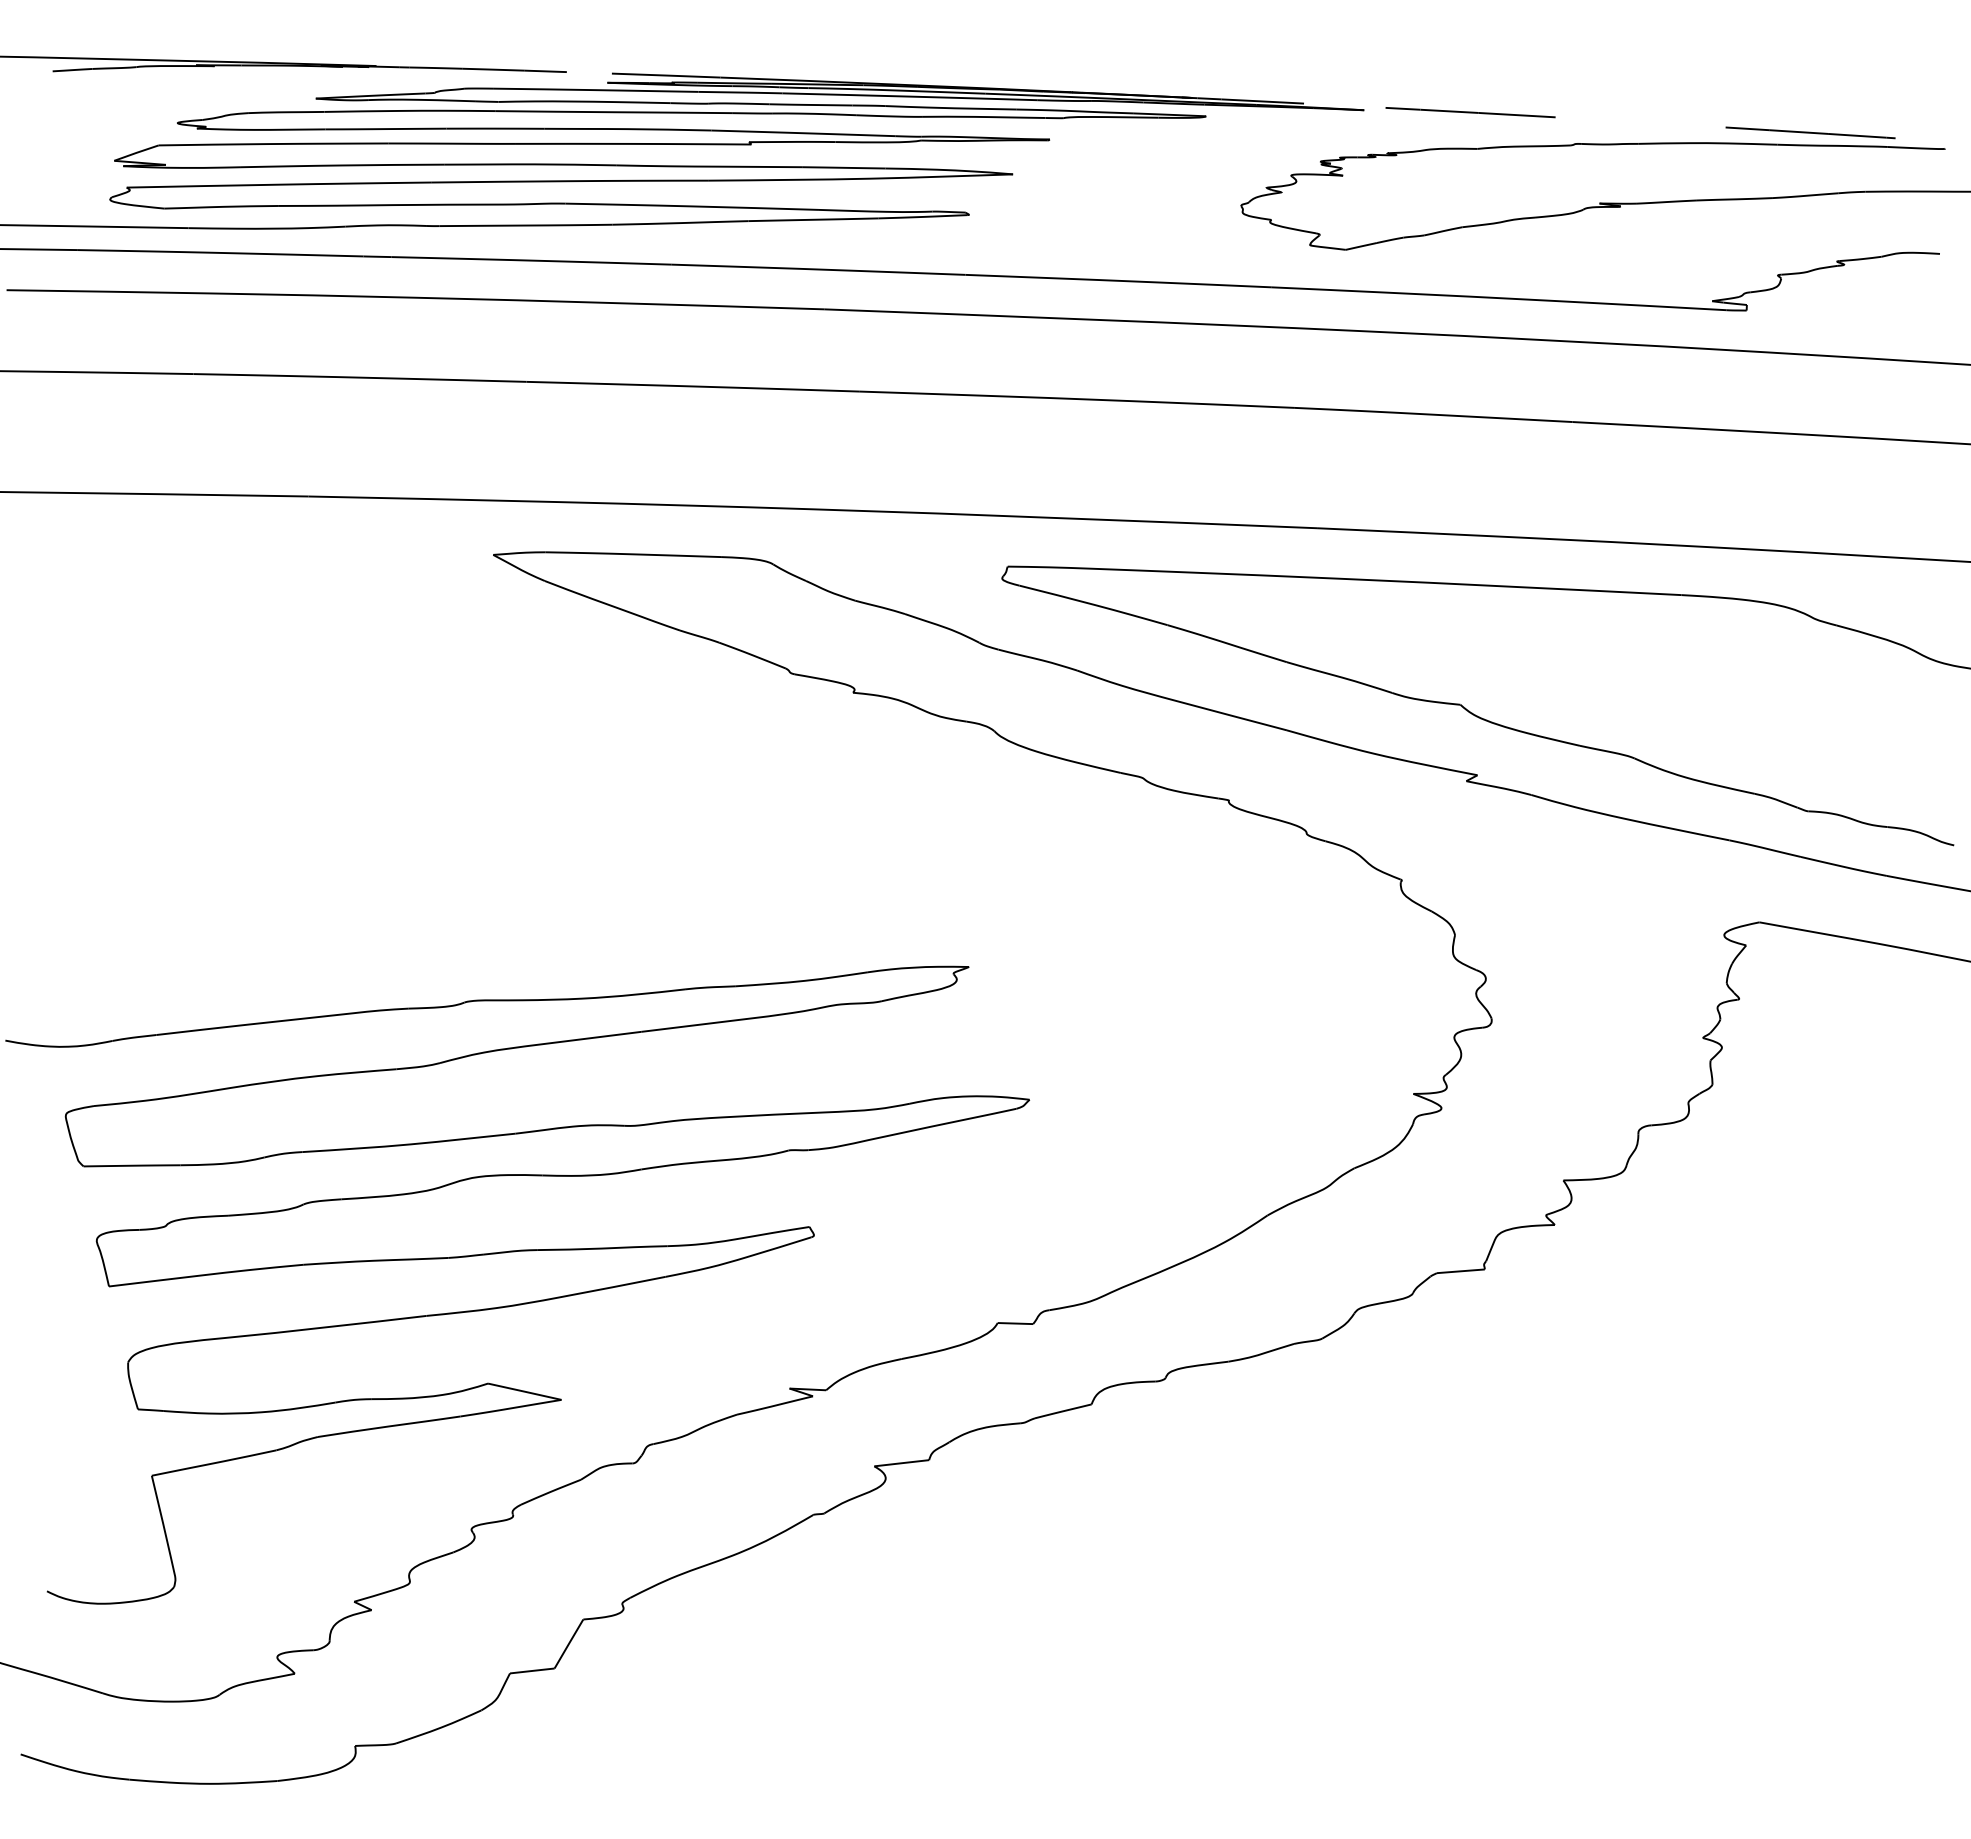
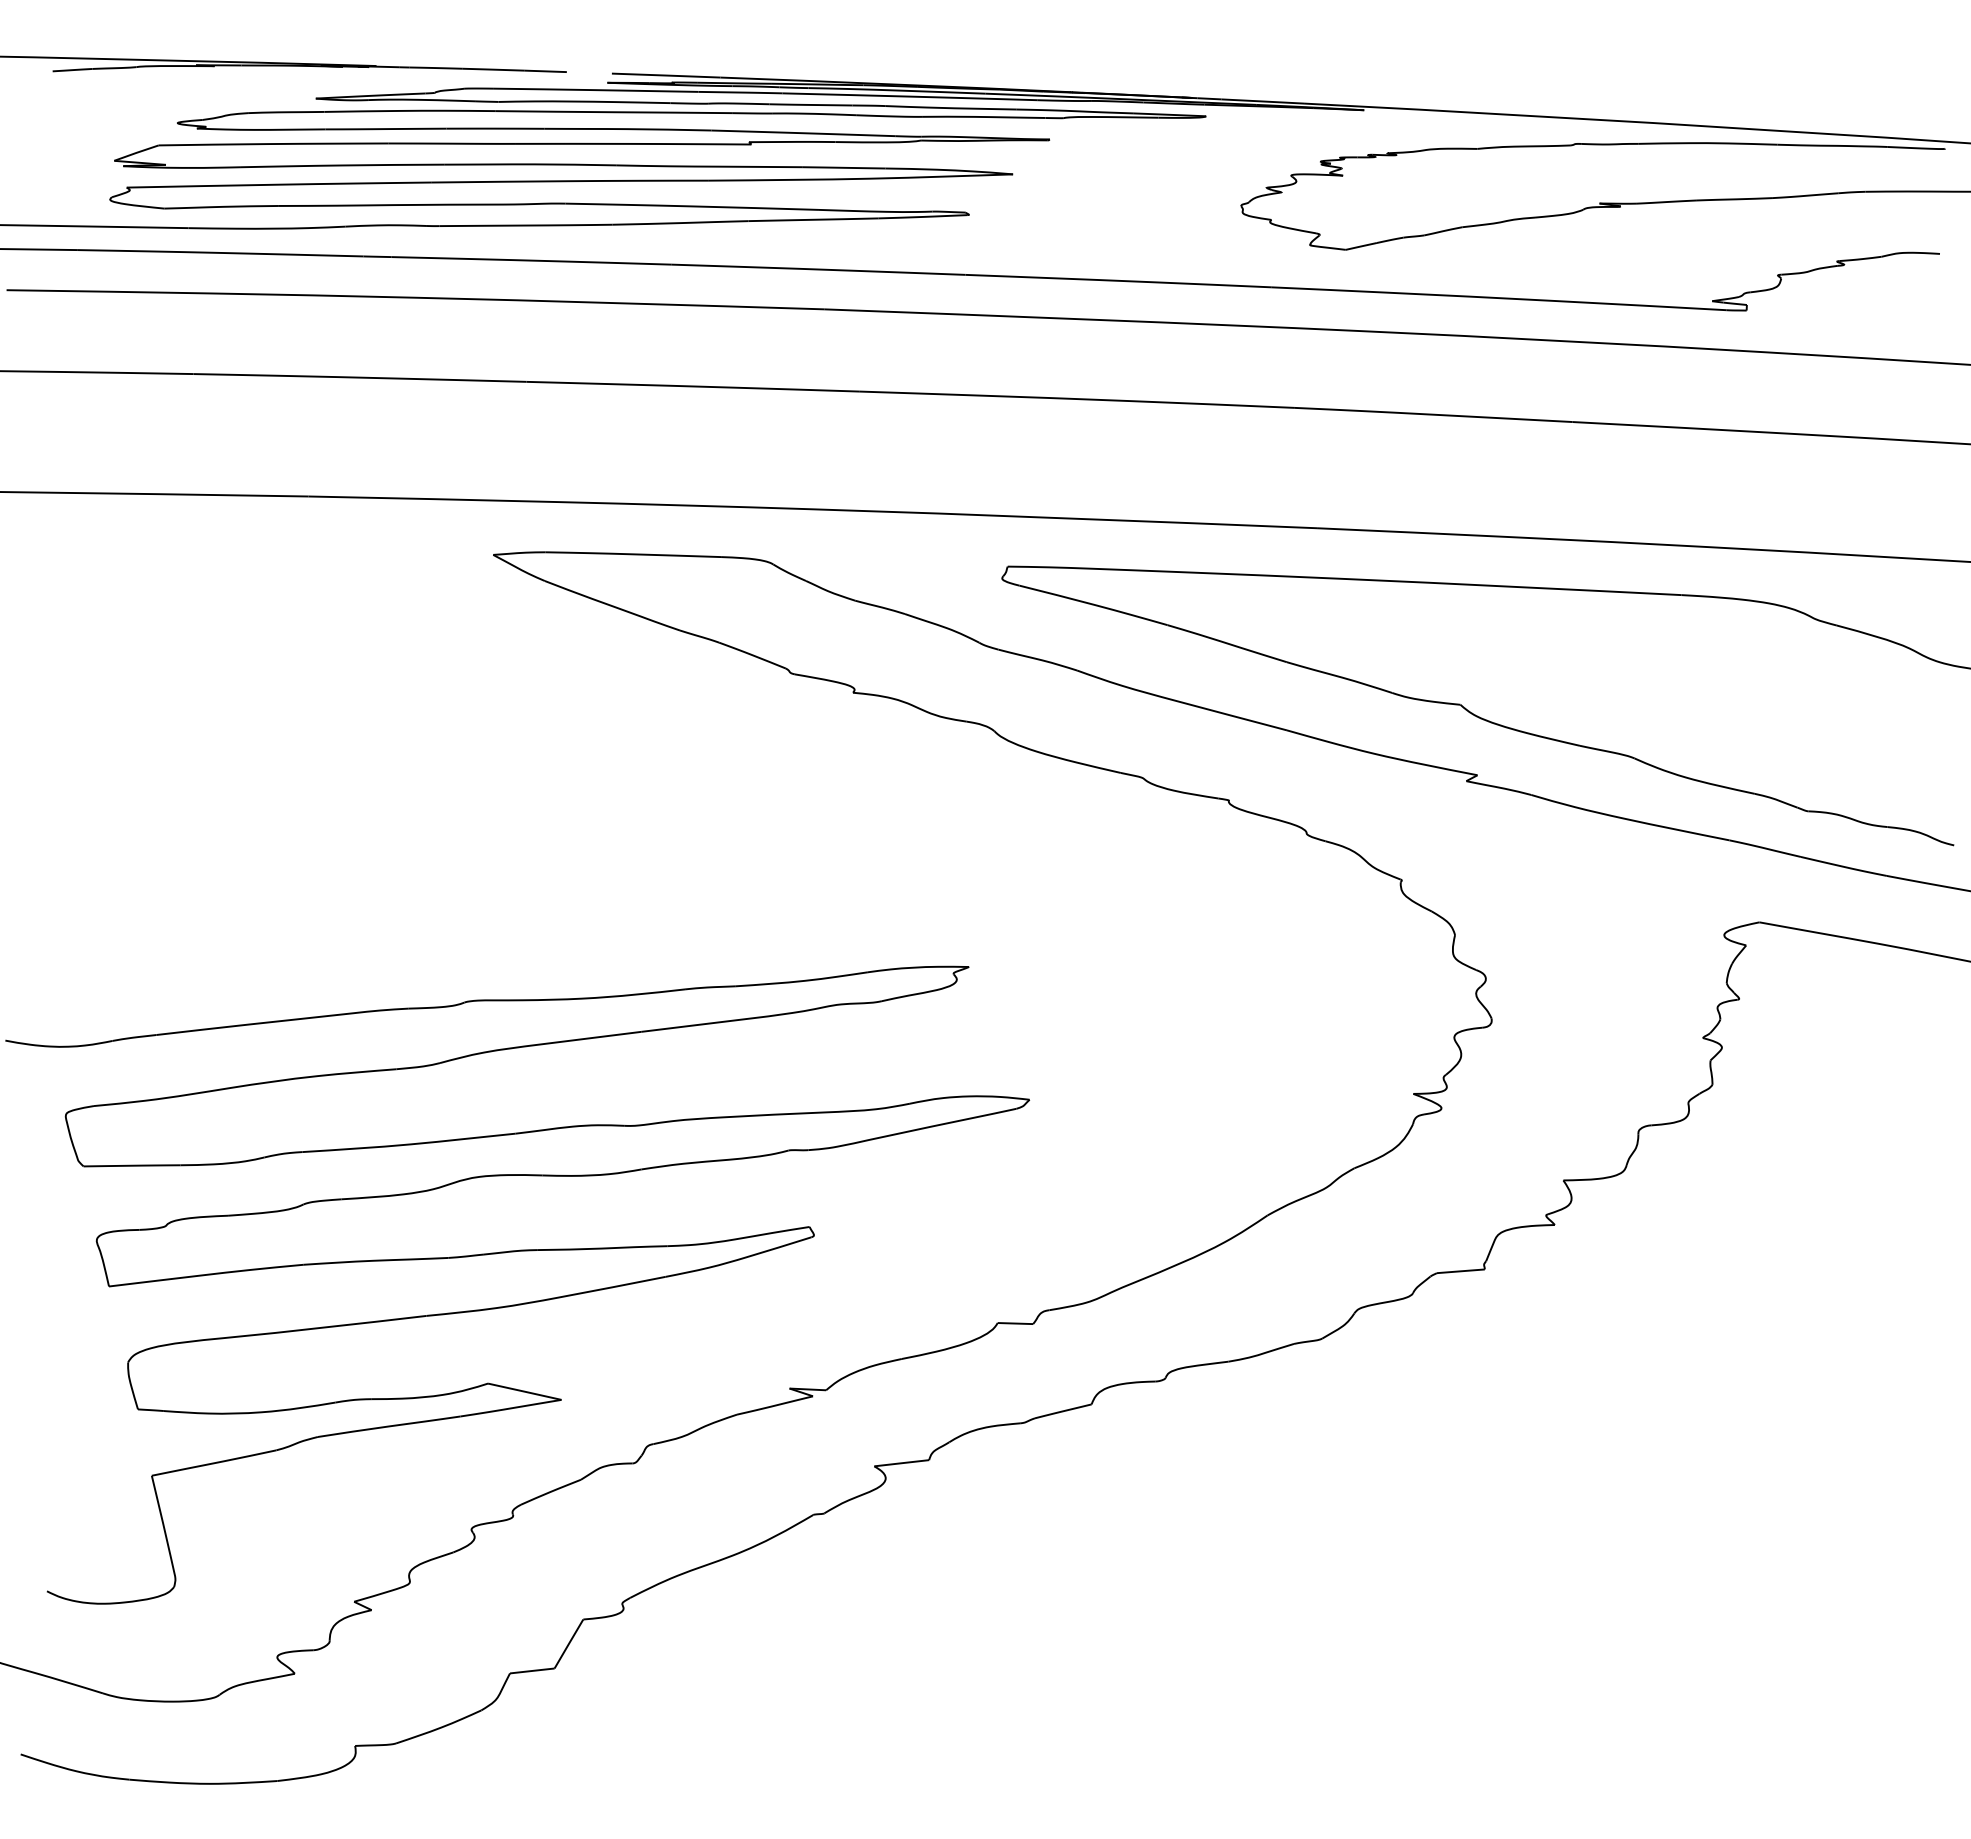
arc: dashed -> solid (1637, 122)
